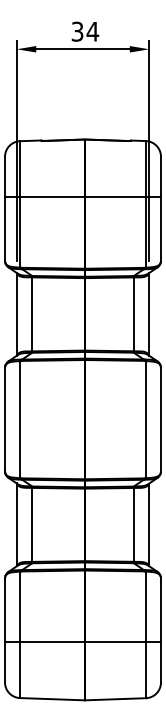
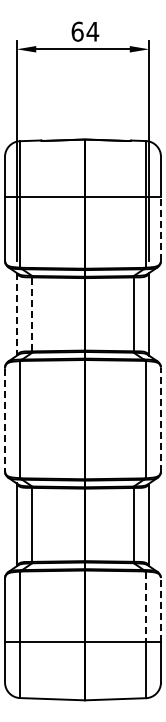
text: 34 -> 64 (77, 31)
line: solid -> dashed (160, 229)
line: solid -> dashed (31, 313)
line: solid -> dashed (16, 314)
line: solid -> dashed (160, 419)
line: solid -> dashed (5, 420)
line: solid -> dashed (145, 607)
line: solid -> dashed (160, 609)
